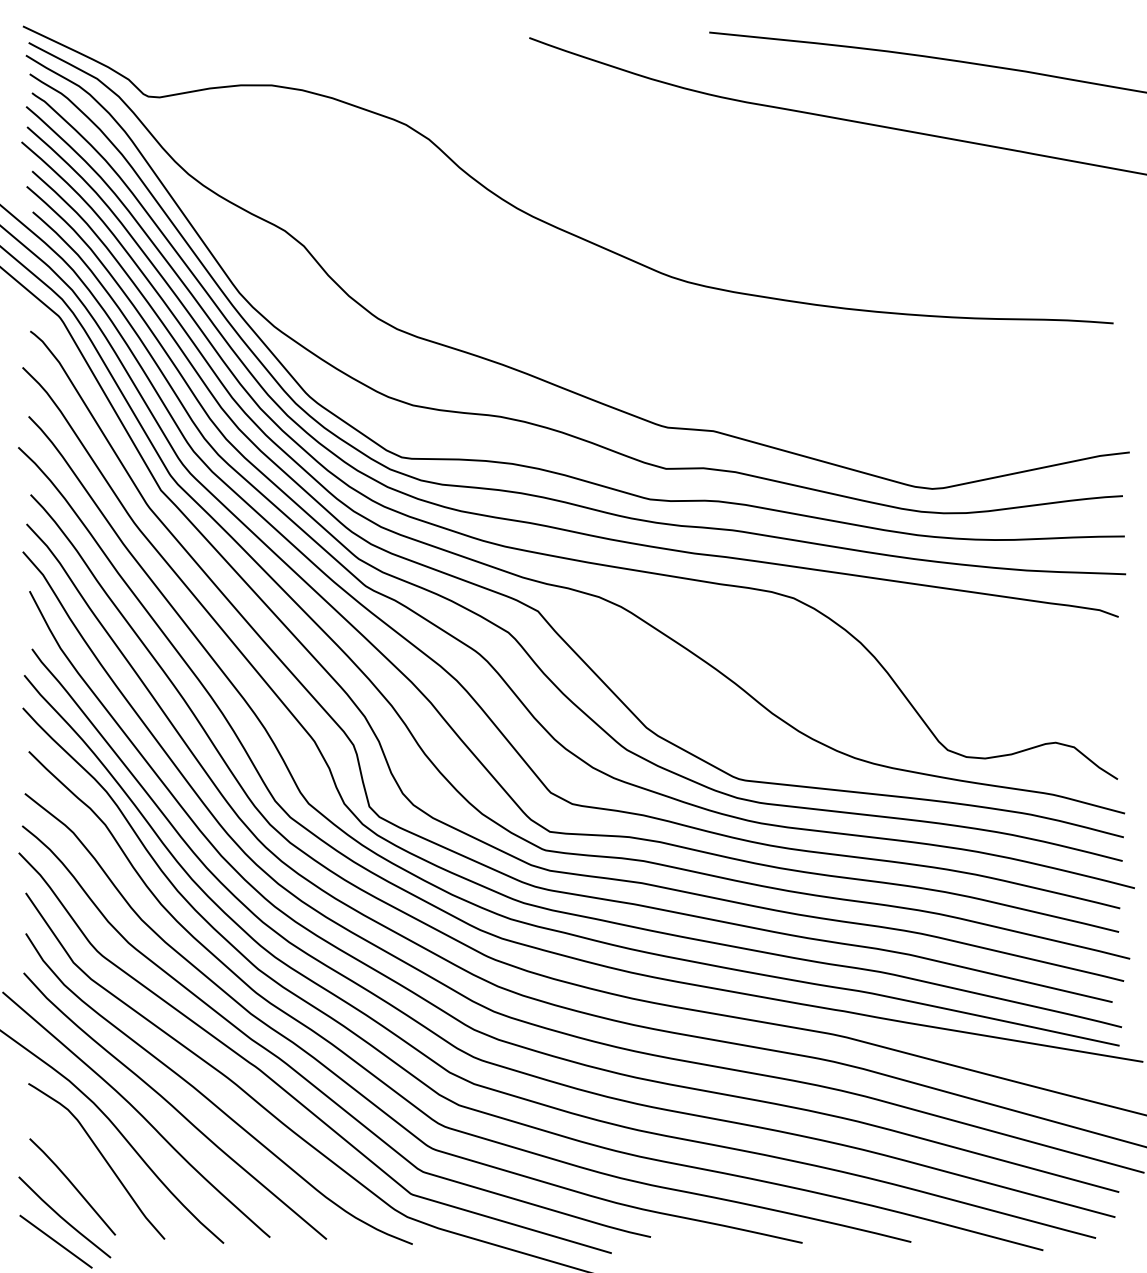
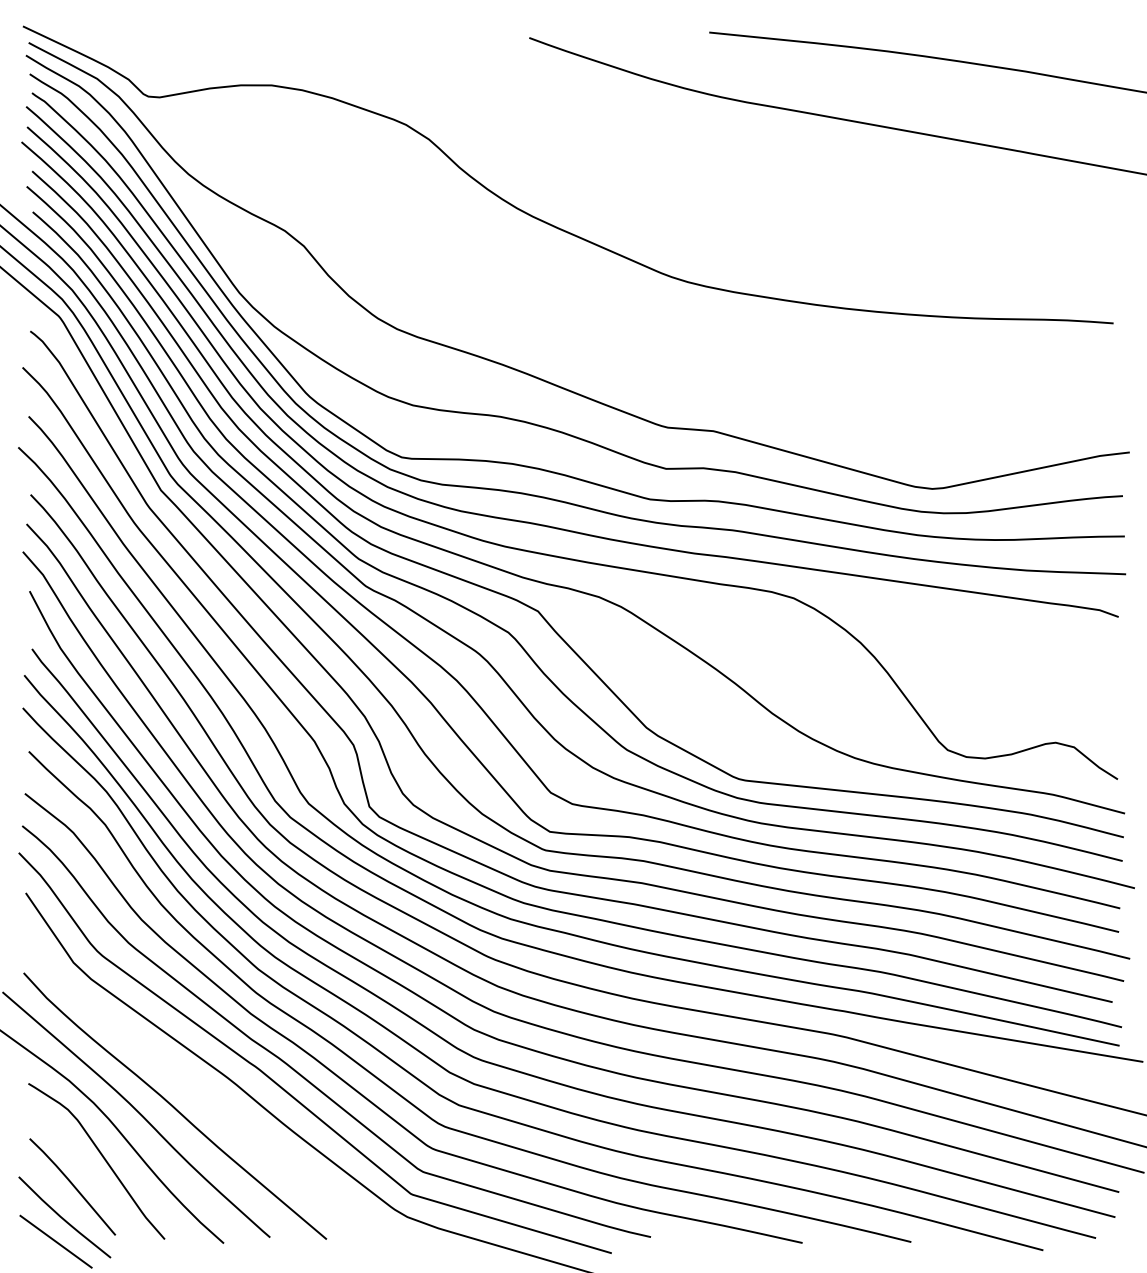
curve: present -> none (211, 1100)
